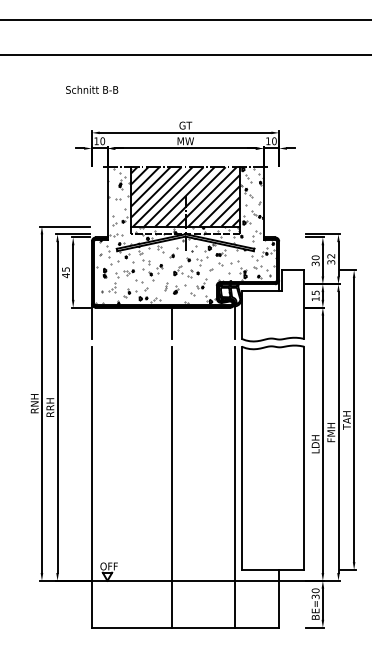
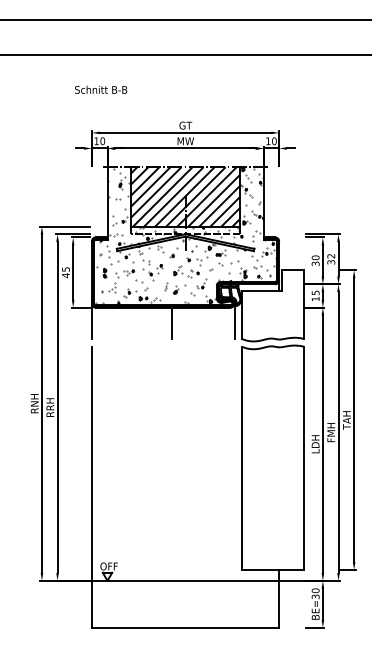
text position: (92, 89) -> (101, 89) (101, 89)
line: present -> none (172, 486)
line: present -> none (234, 486)
